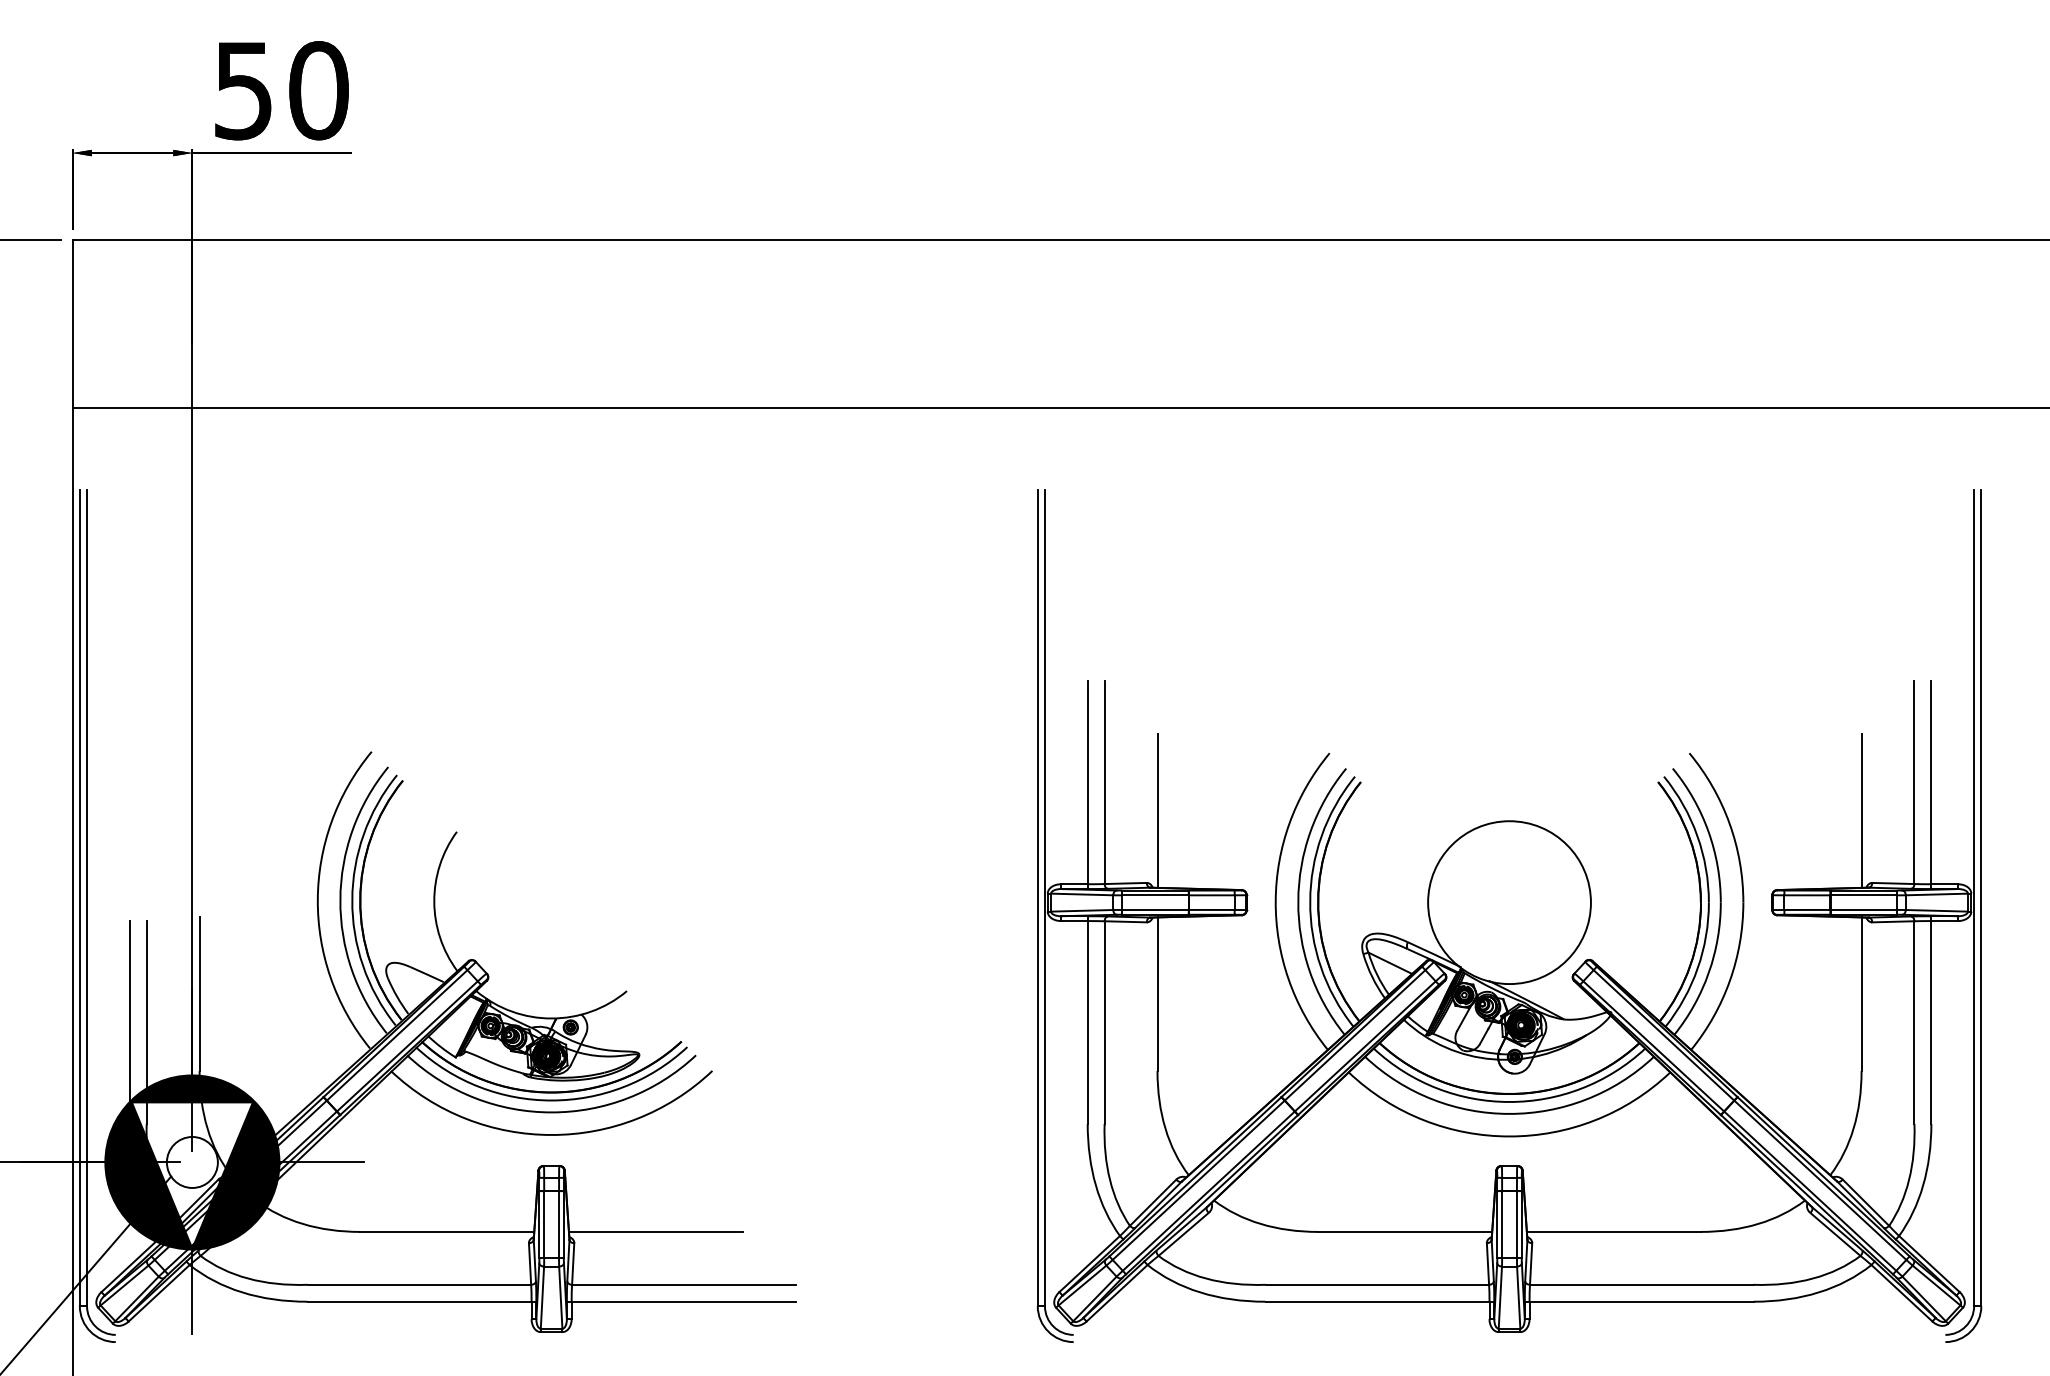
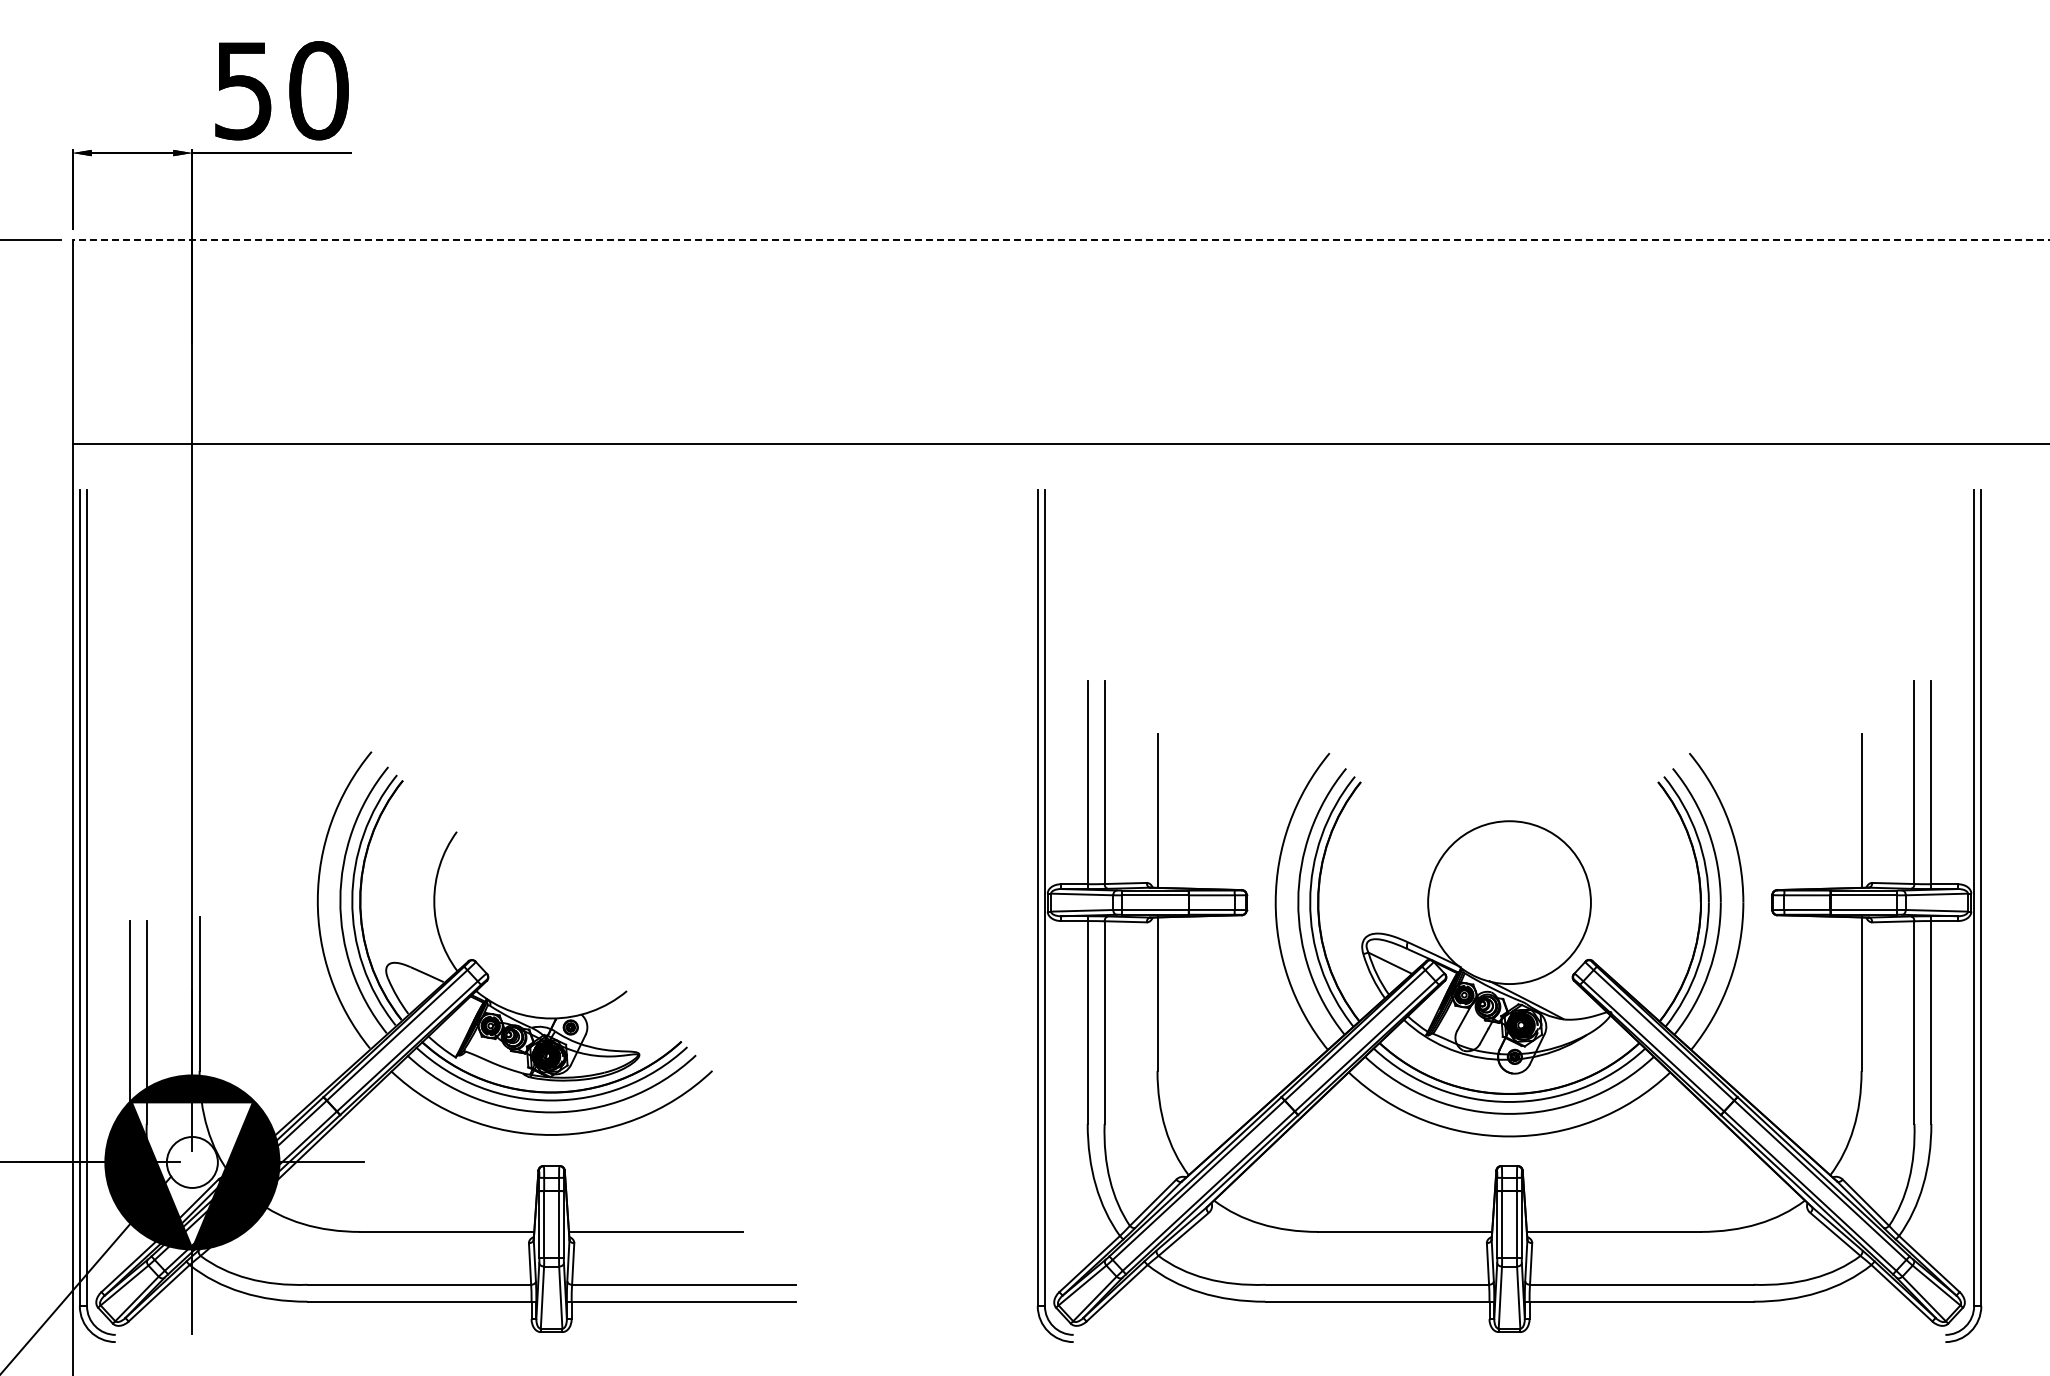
line: solid -> dashed (1060, 240)
line position: (1059, 408) -> (1059, 444) (1059, 444)
